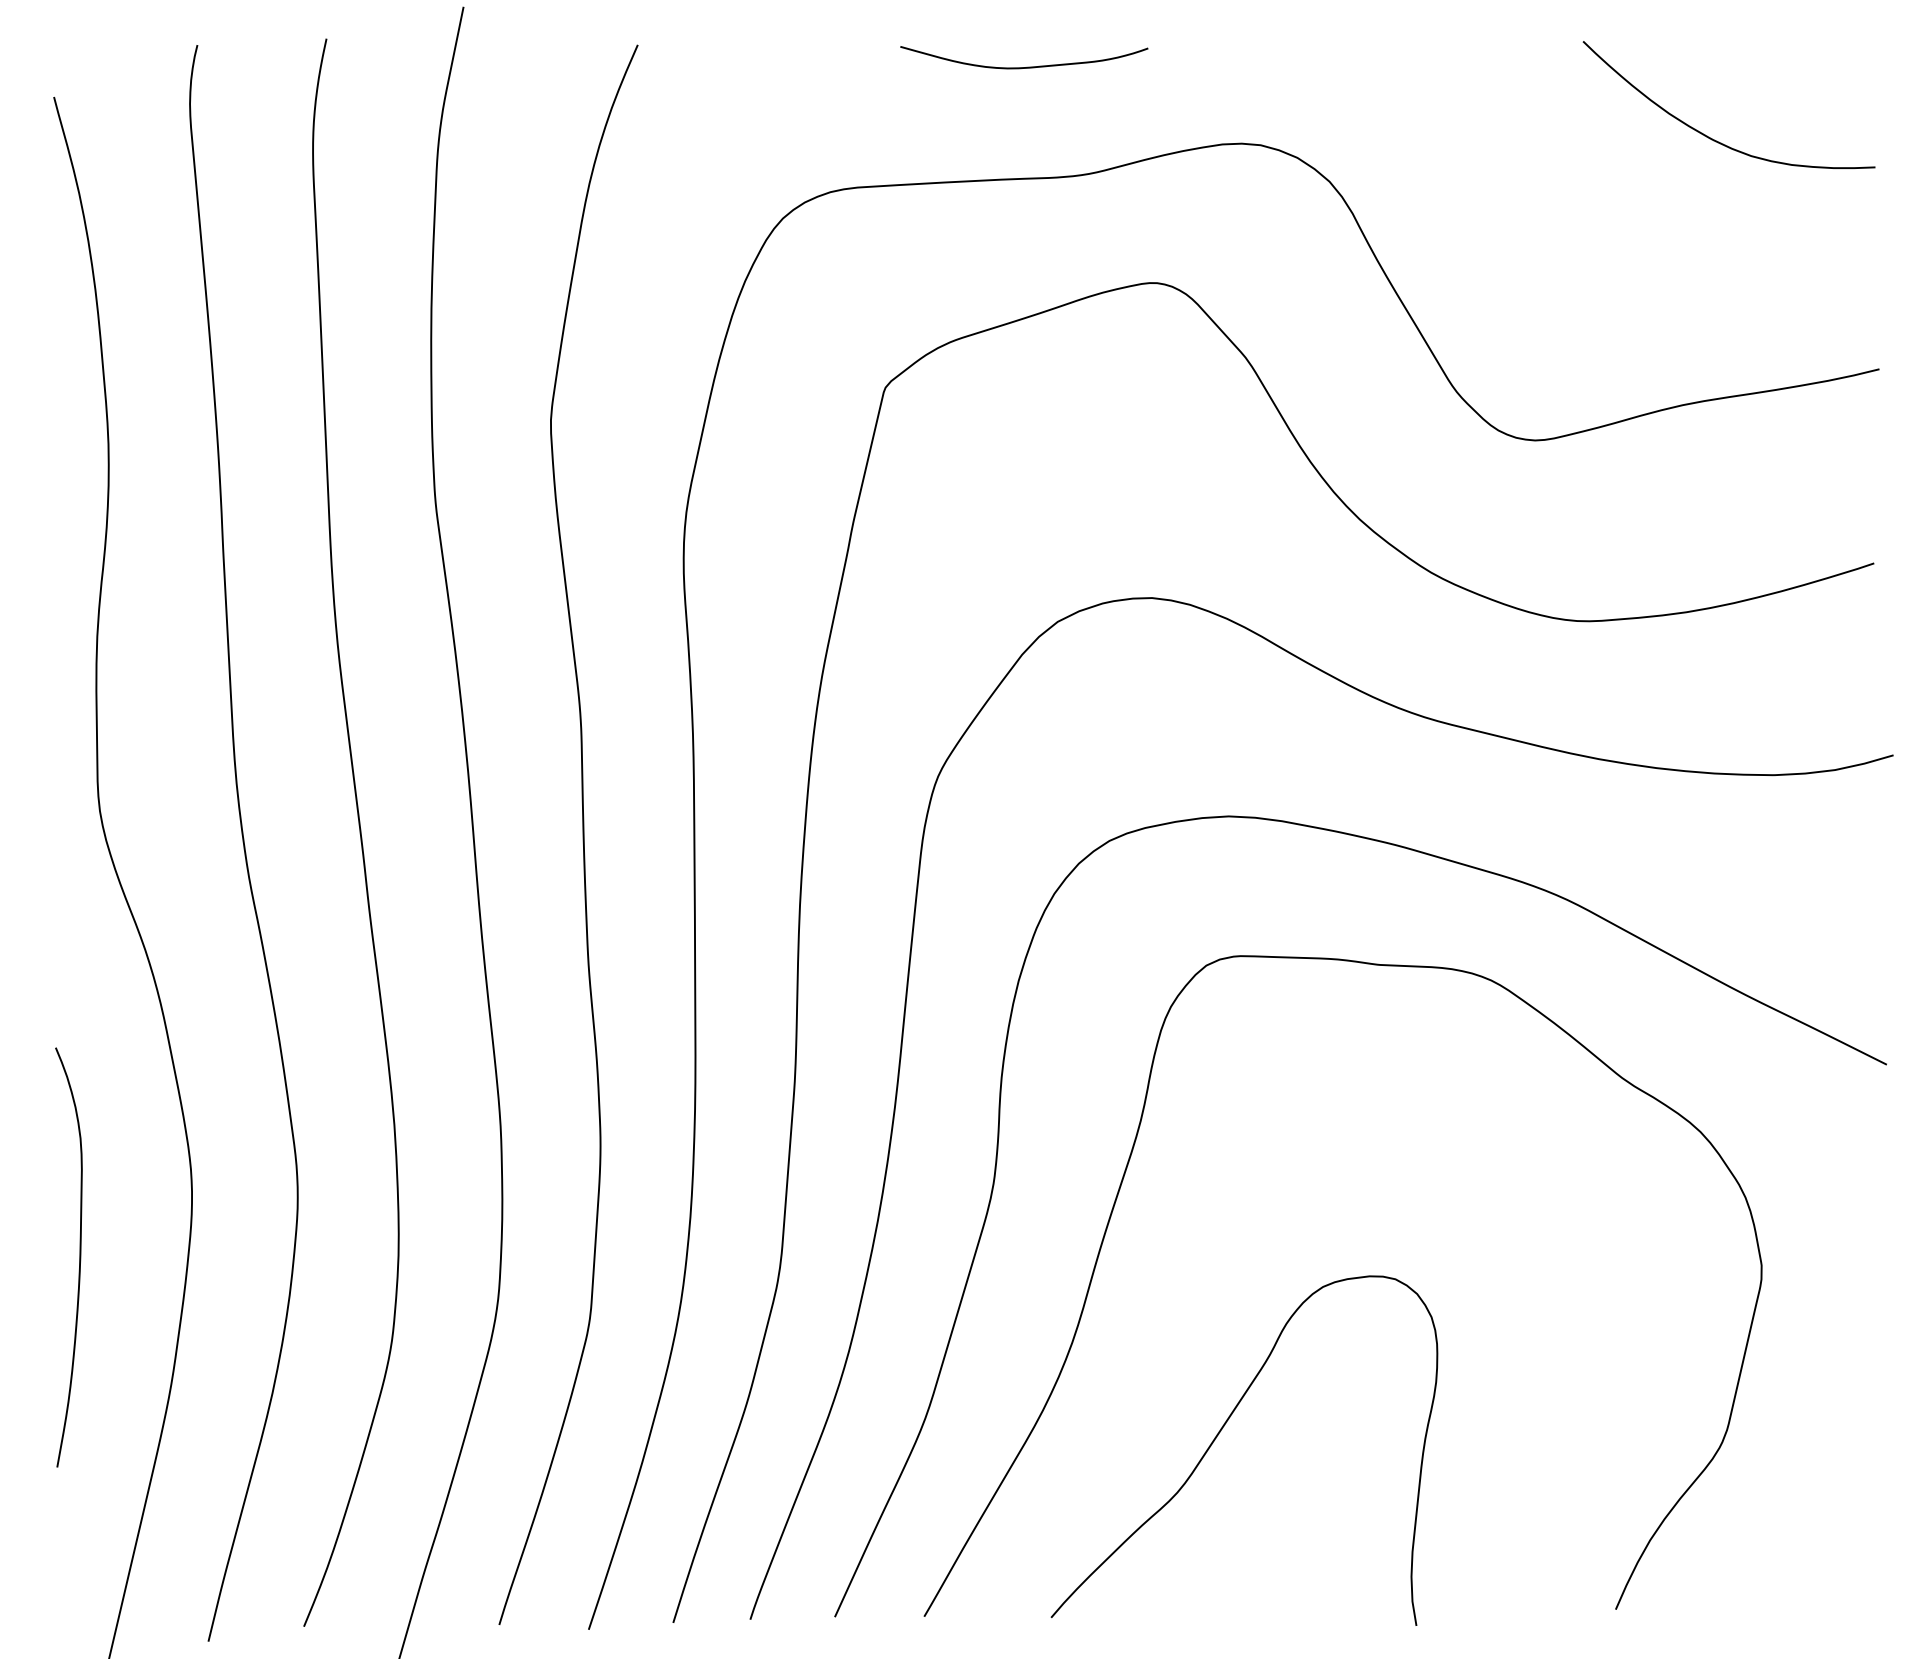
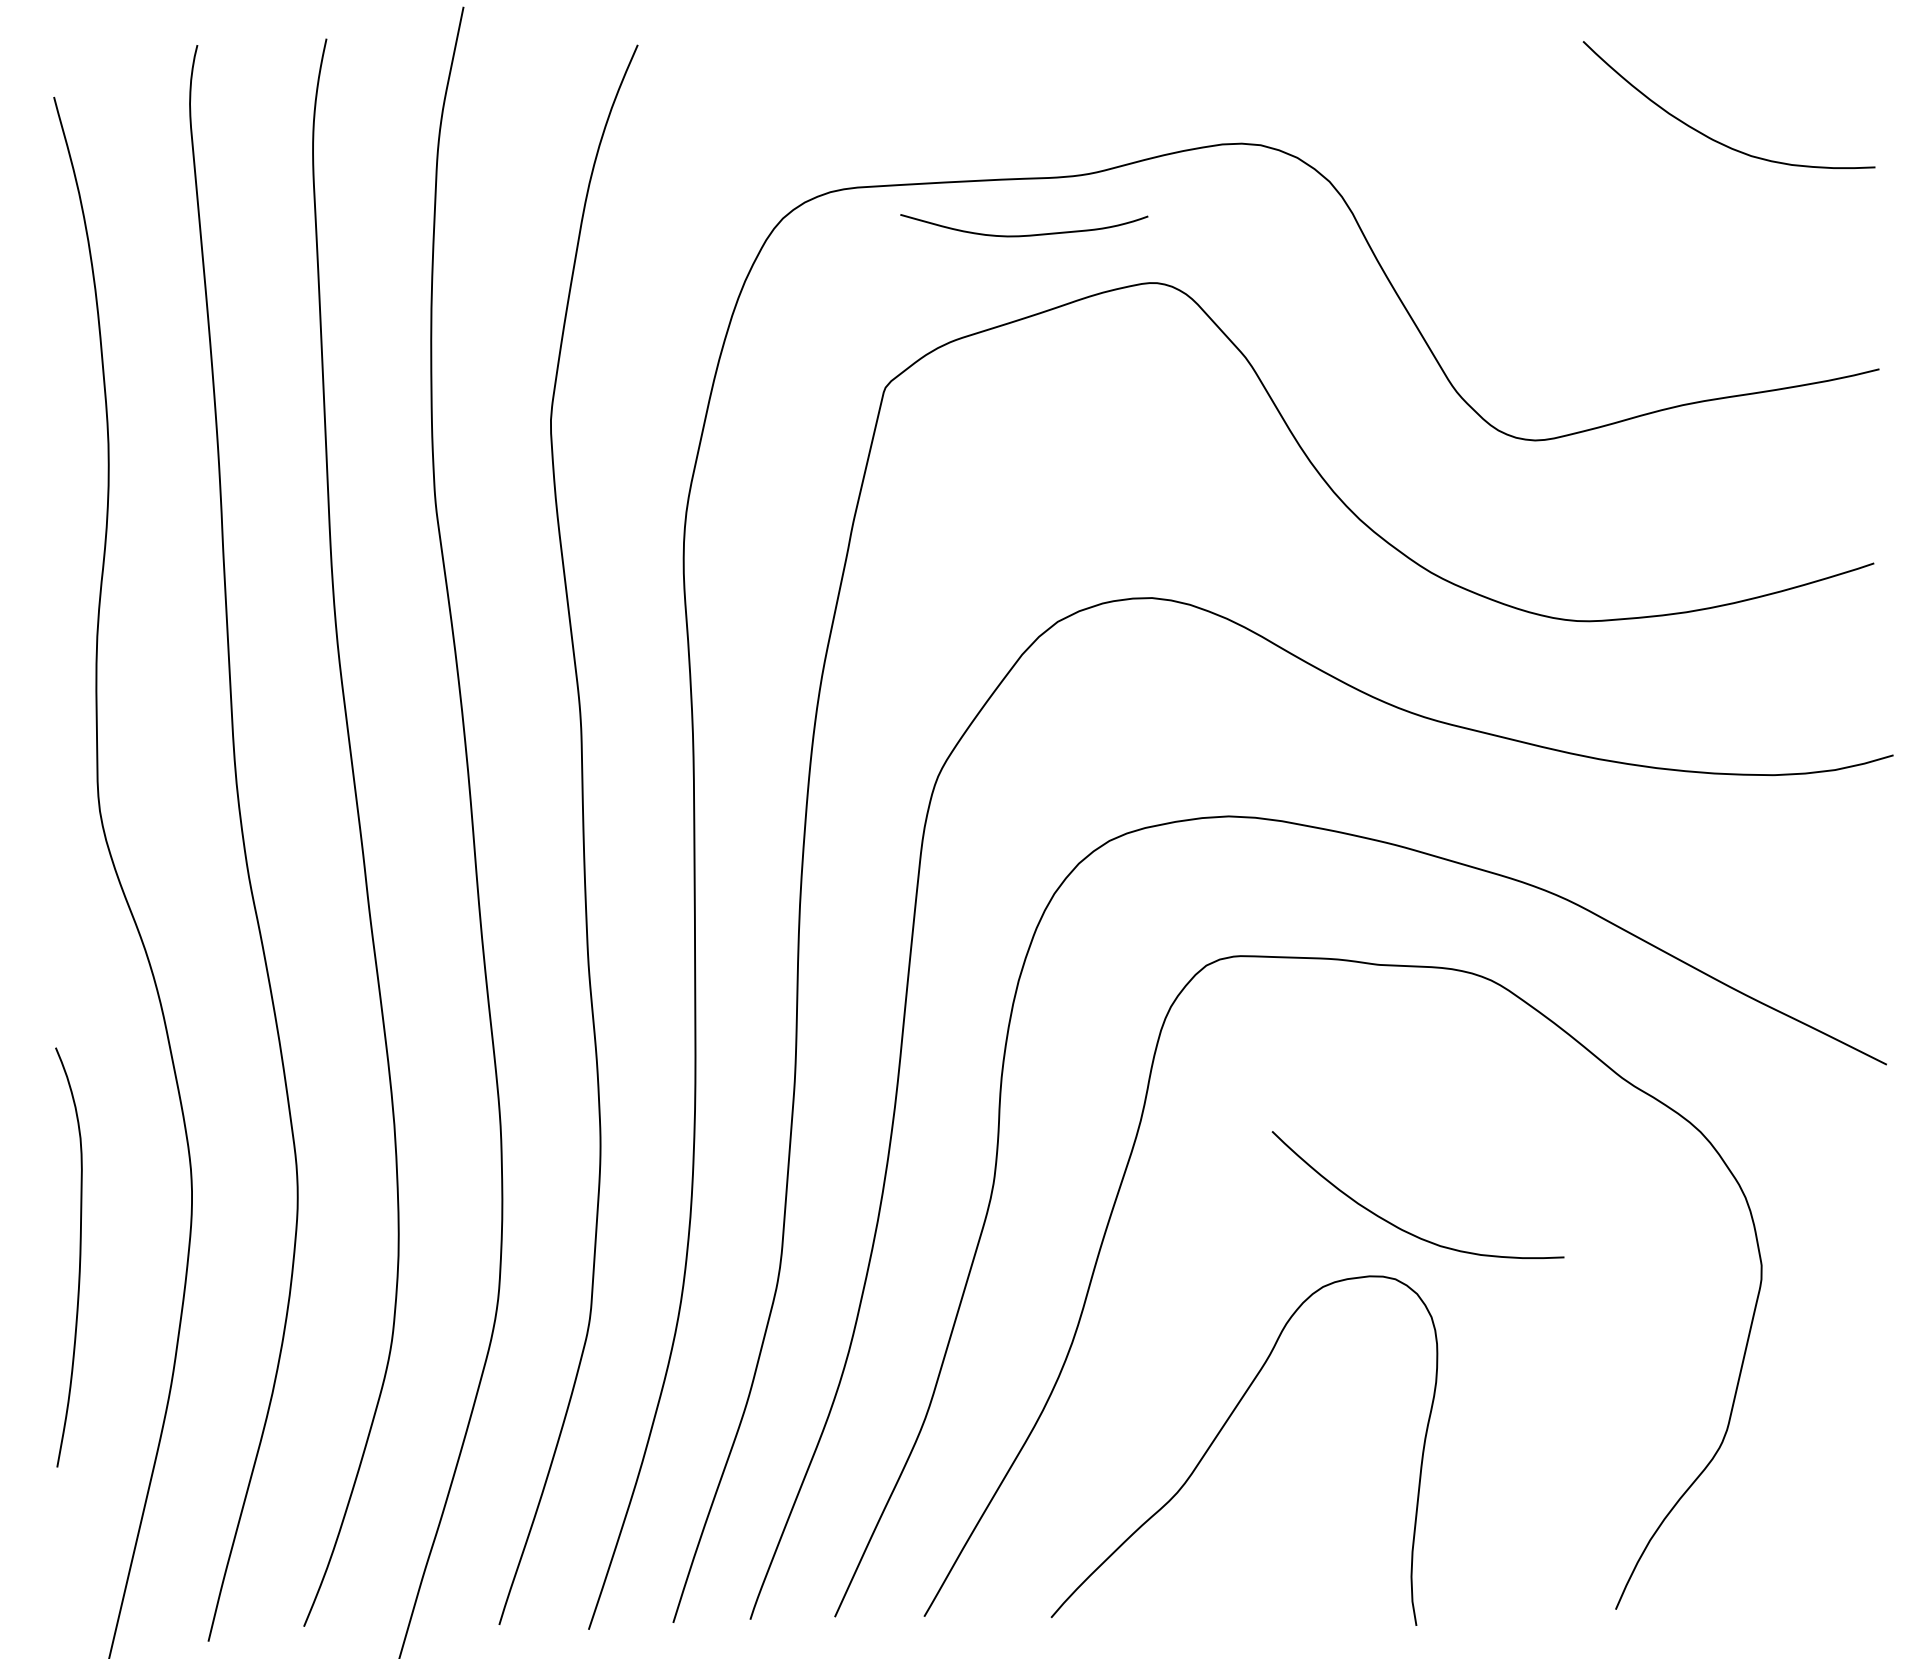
curve position: (1027, 66) -> (1027, 234) (1027, 234)
curve: none -> present (1396, 1225)
